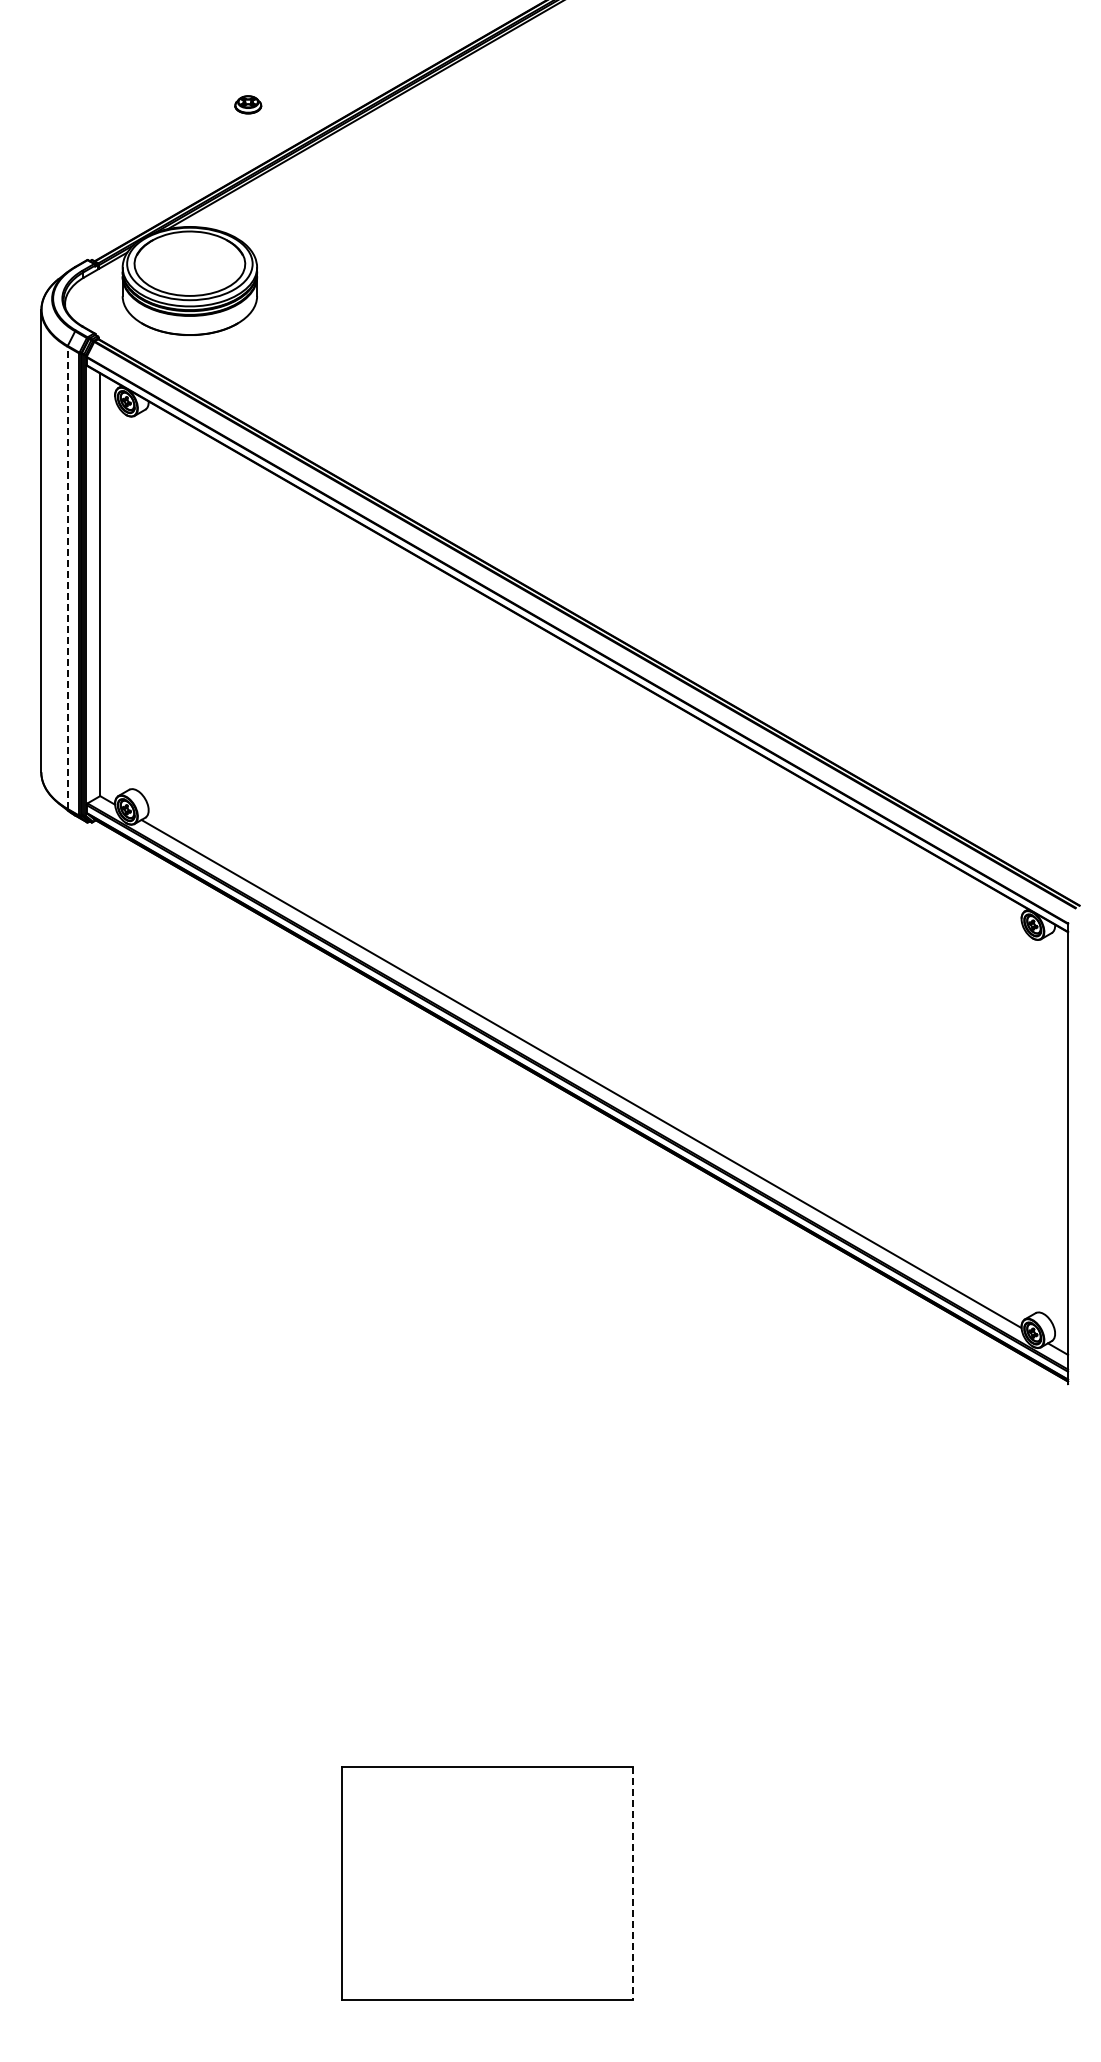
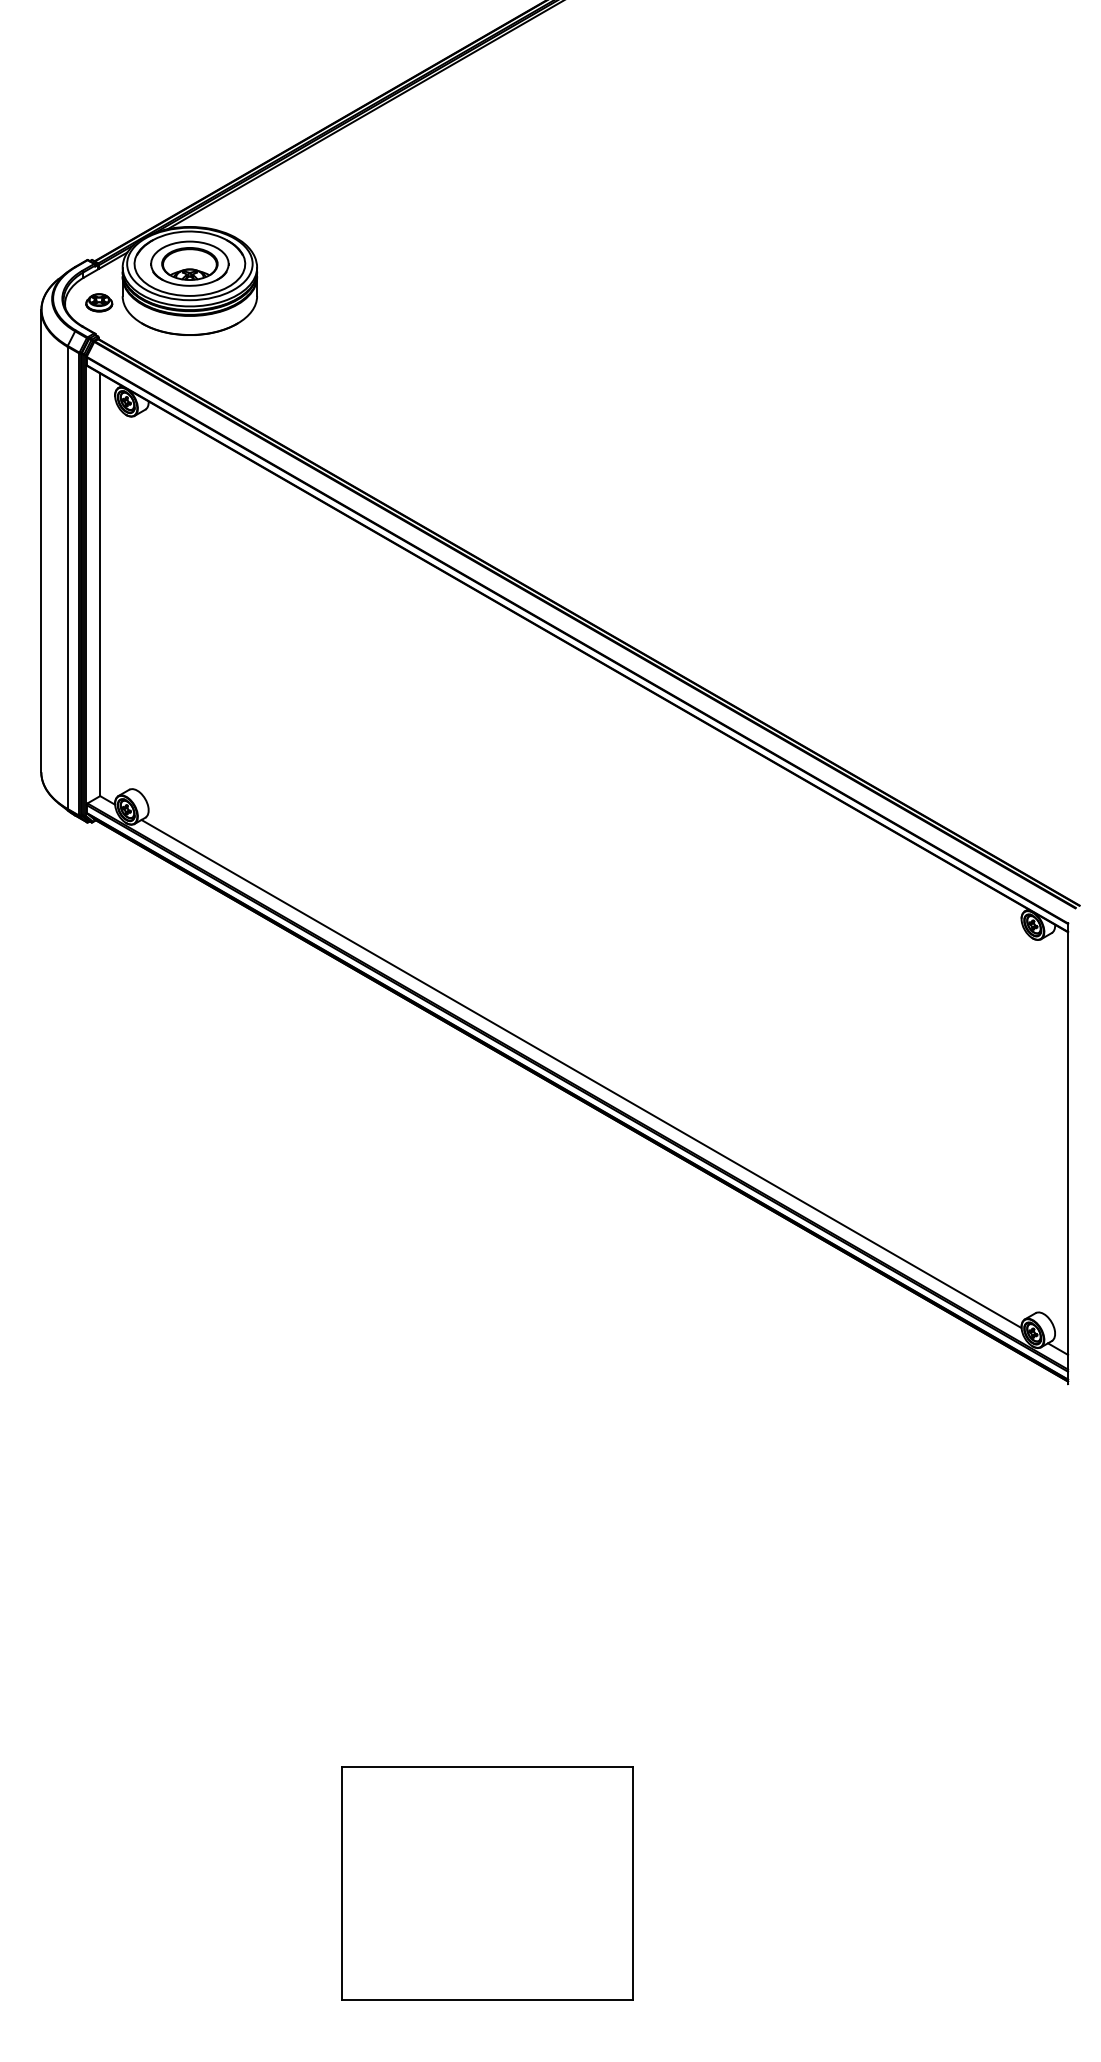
part position: (248, 104) -> (99, 302) (99, 302)
part: none -> present (189, 263)
line: dashed -> solid (67, 577)
line: dashed -> solid (633, 1883)
